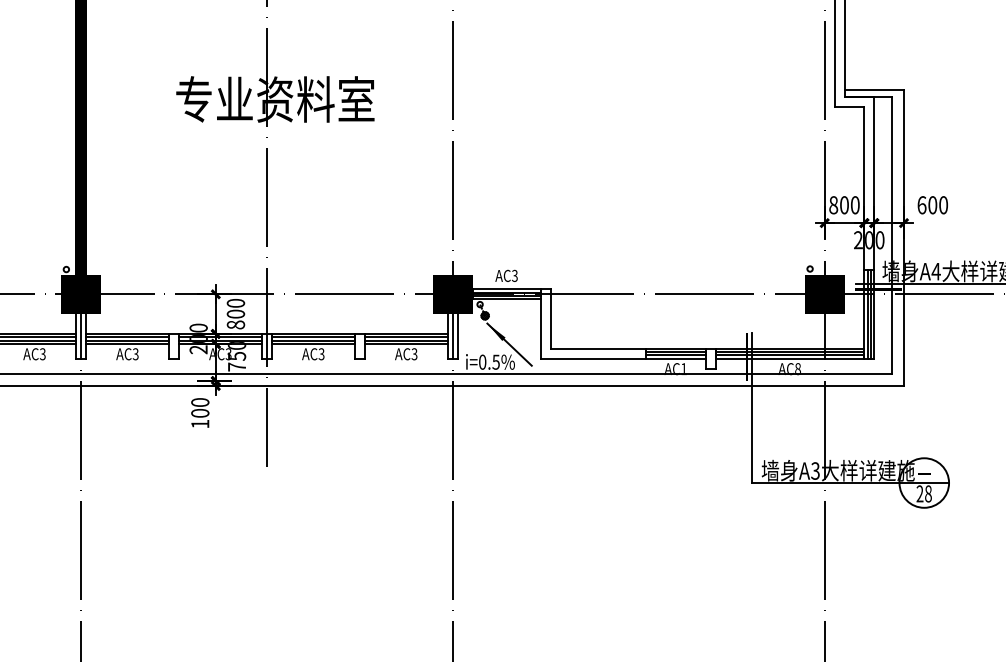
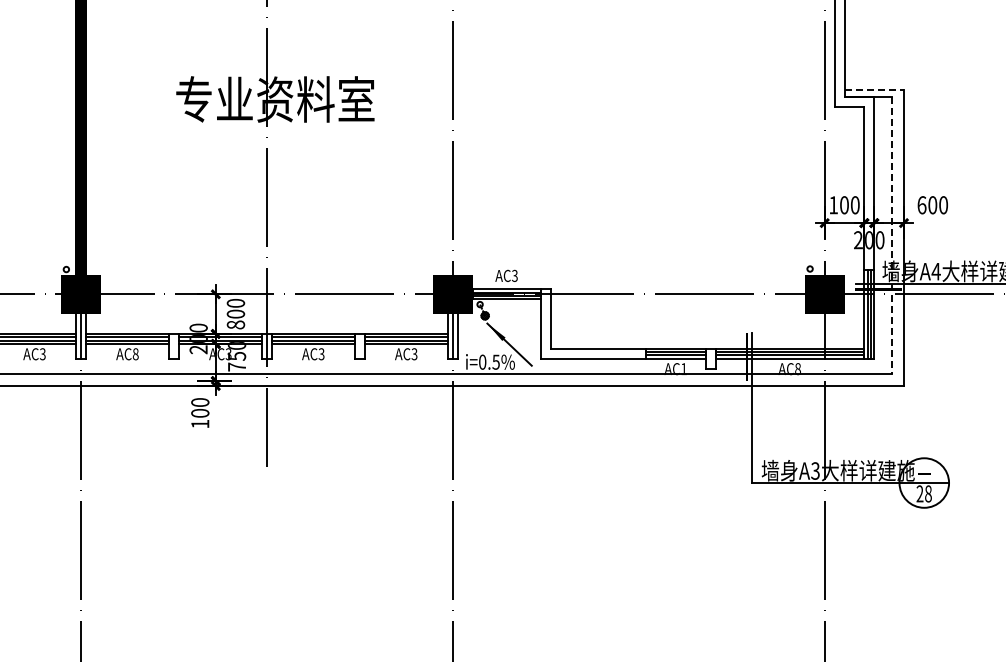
line: solid -> dashed (874, 89)
text: 800 -> 100 (833, 205)
line: solid -> dashed (891, 236)
text: AC3 -> AC8 (135, 354)
